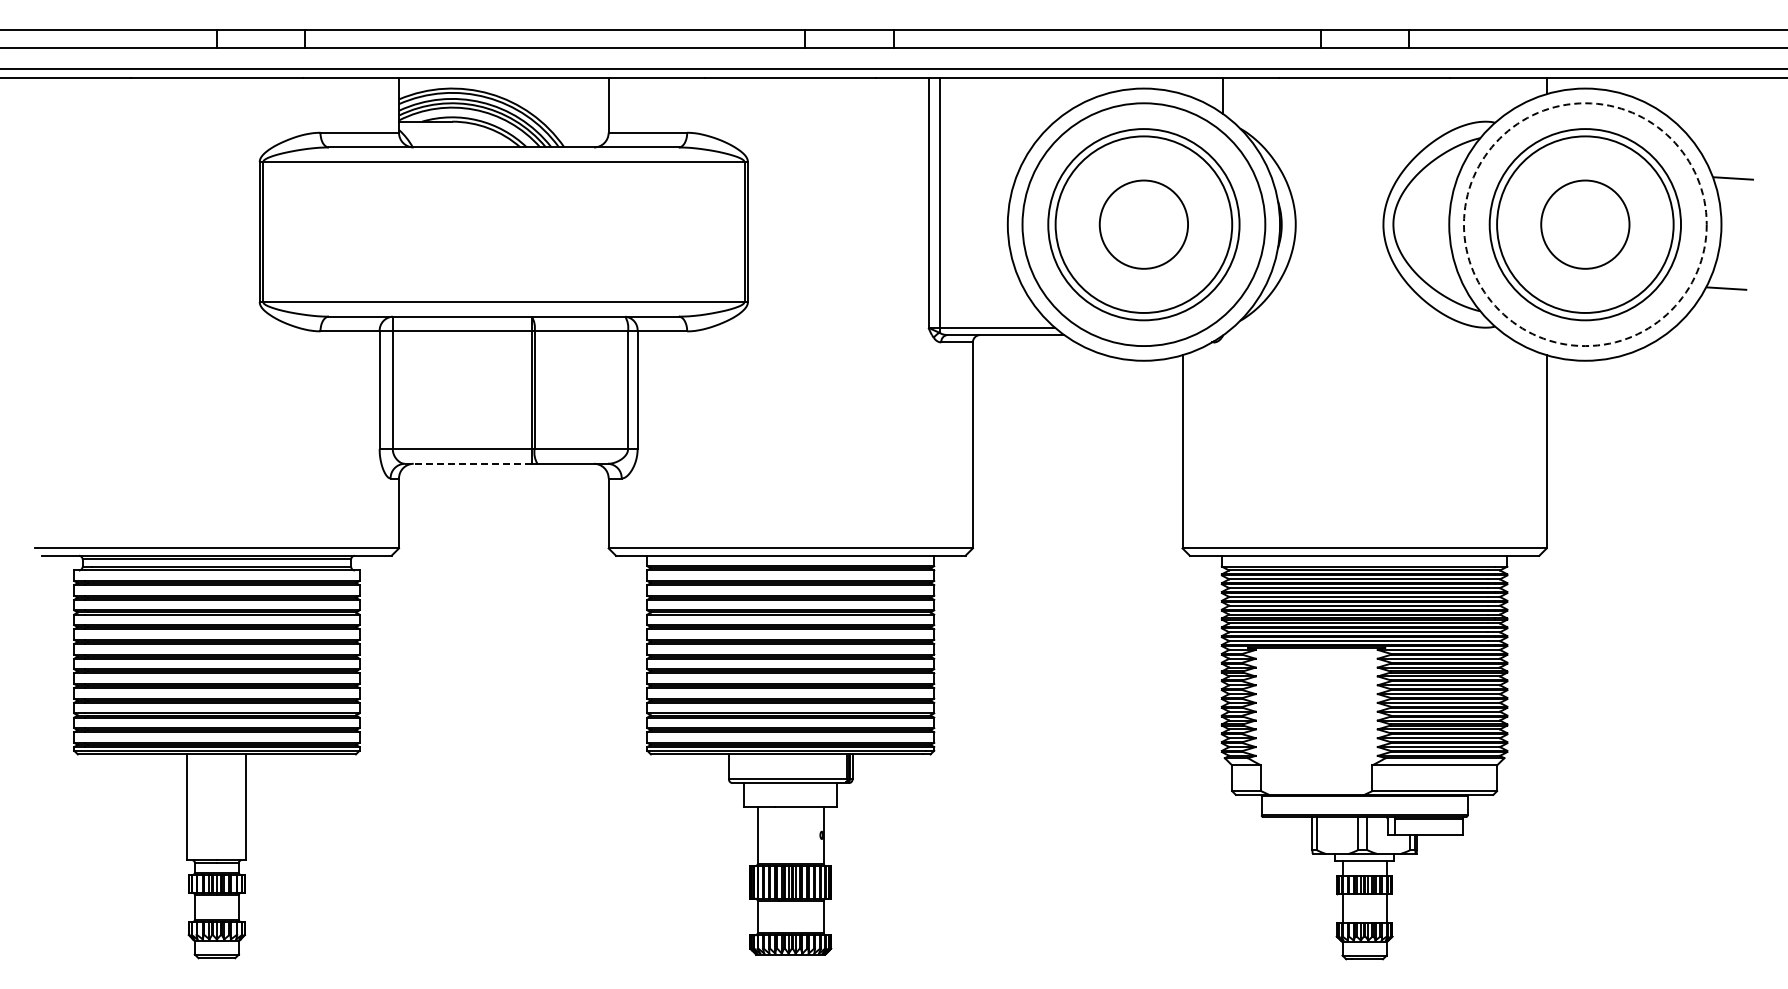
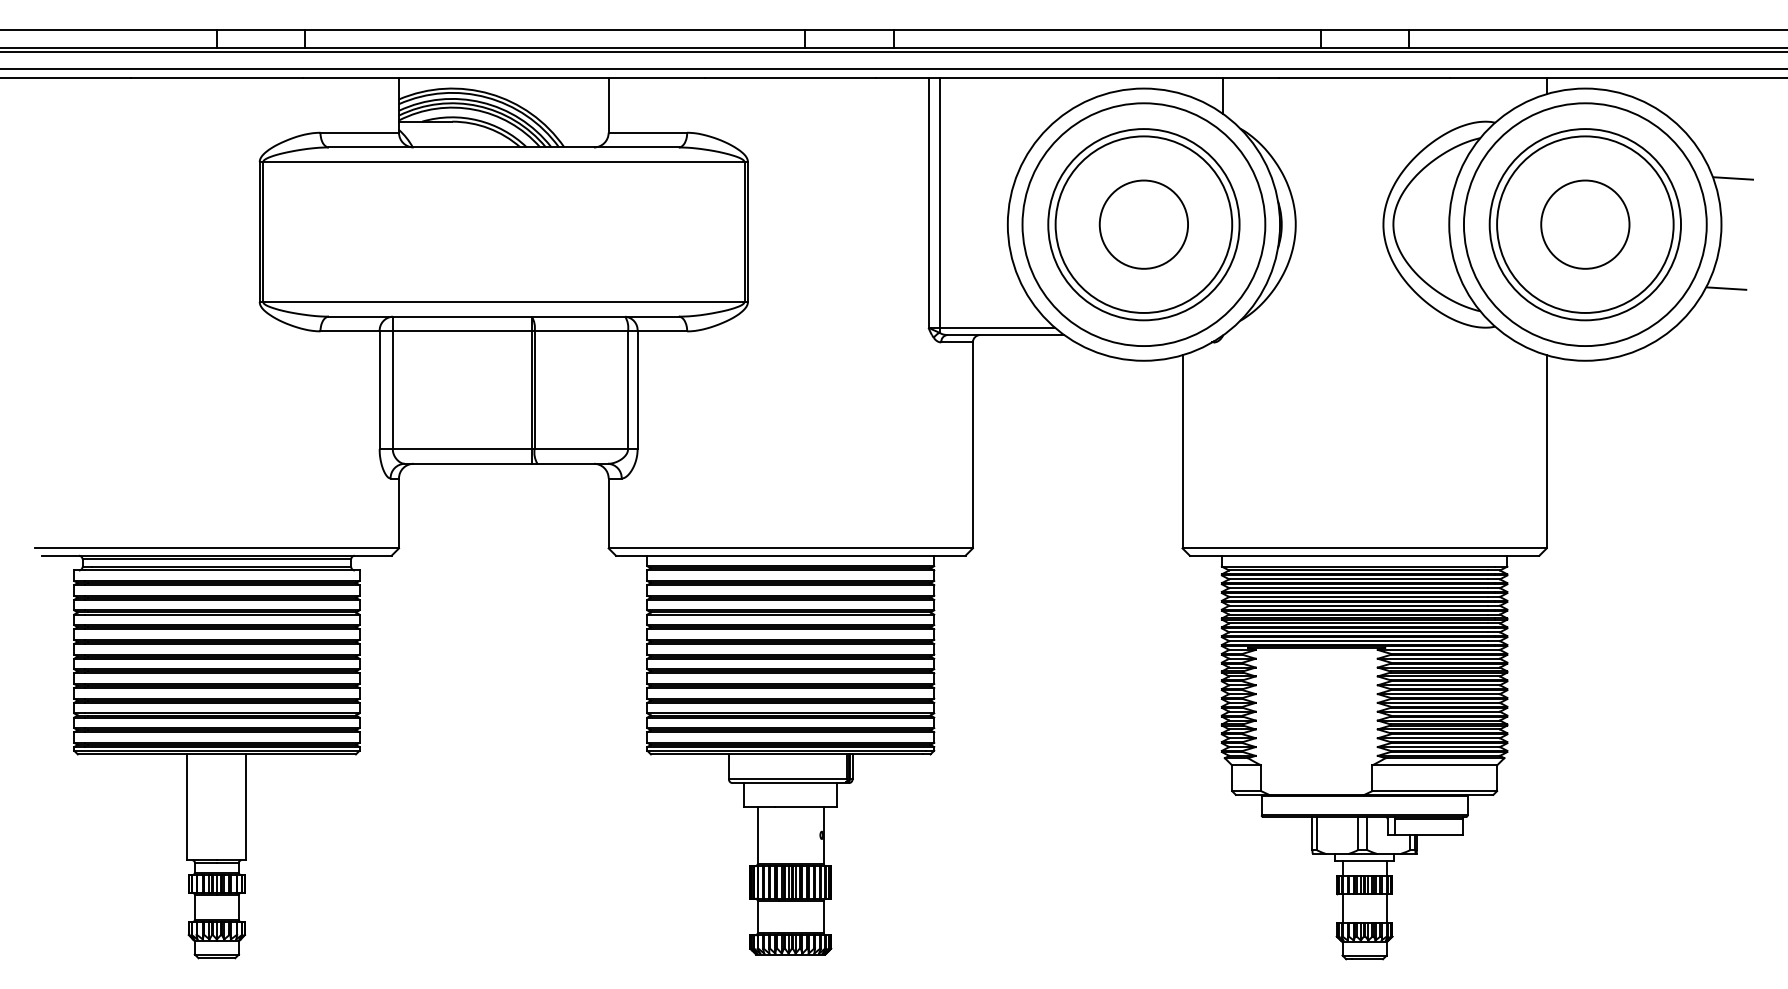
line: none -> present (893, 52)
circle: dashed -> solid (1584, 224)
line: dashed -> solid (468, 463)
